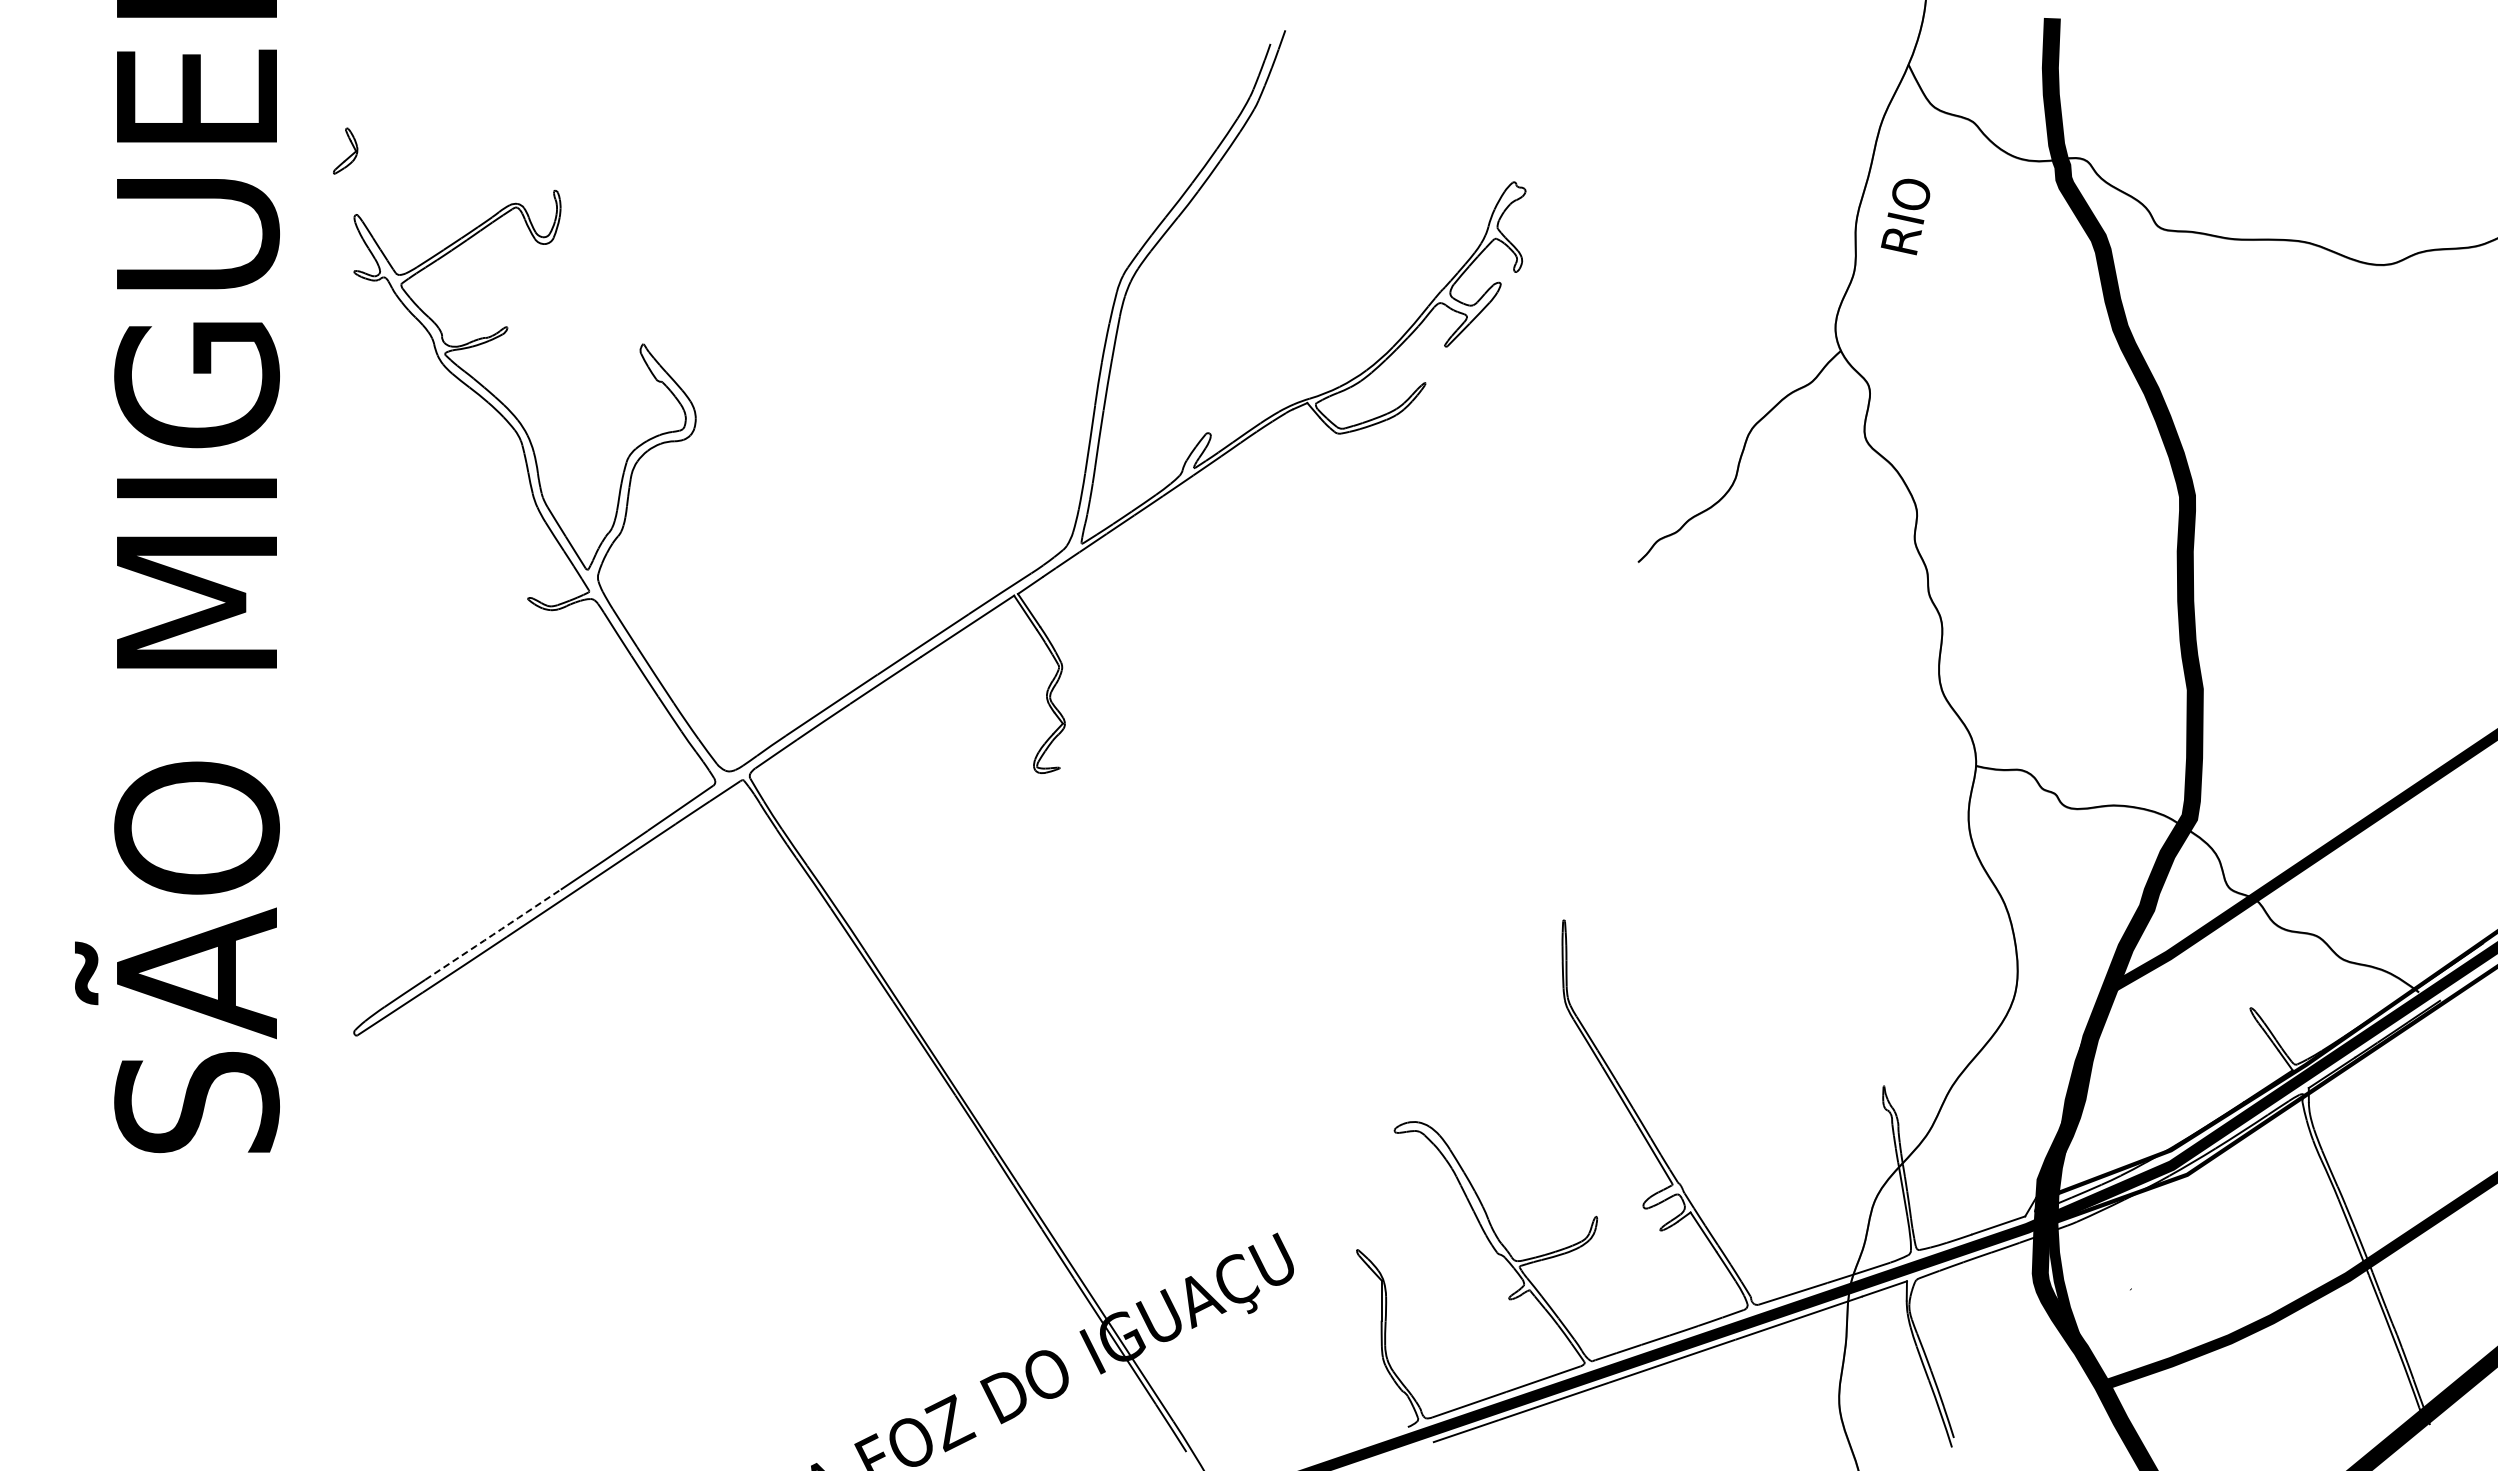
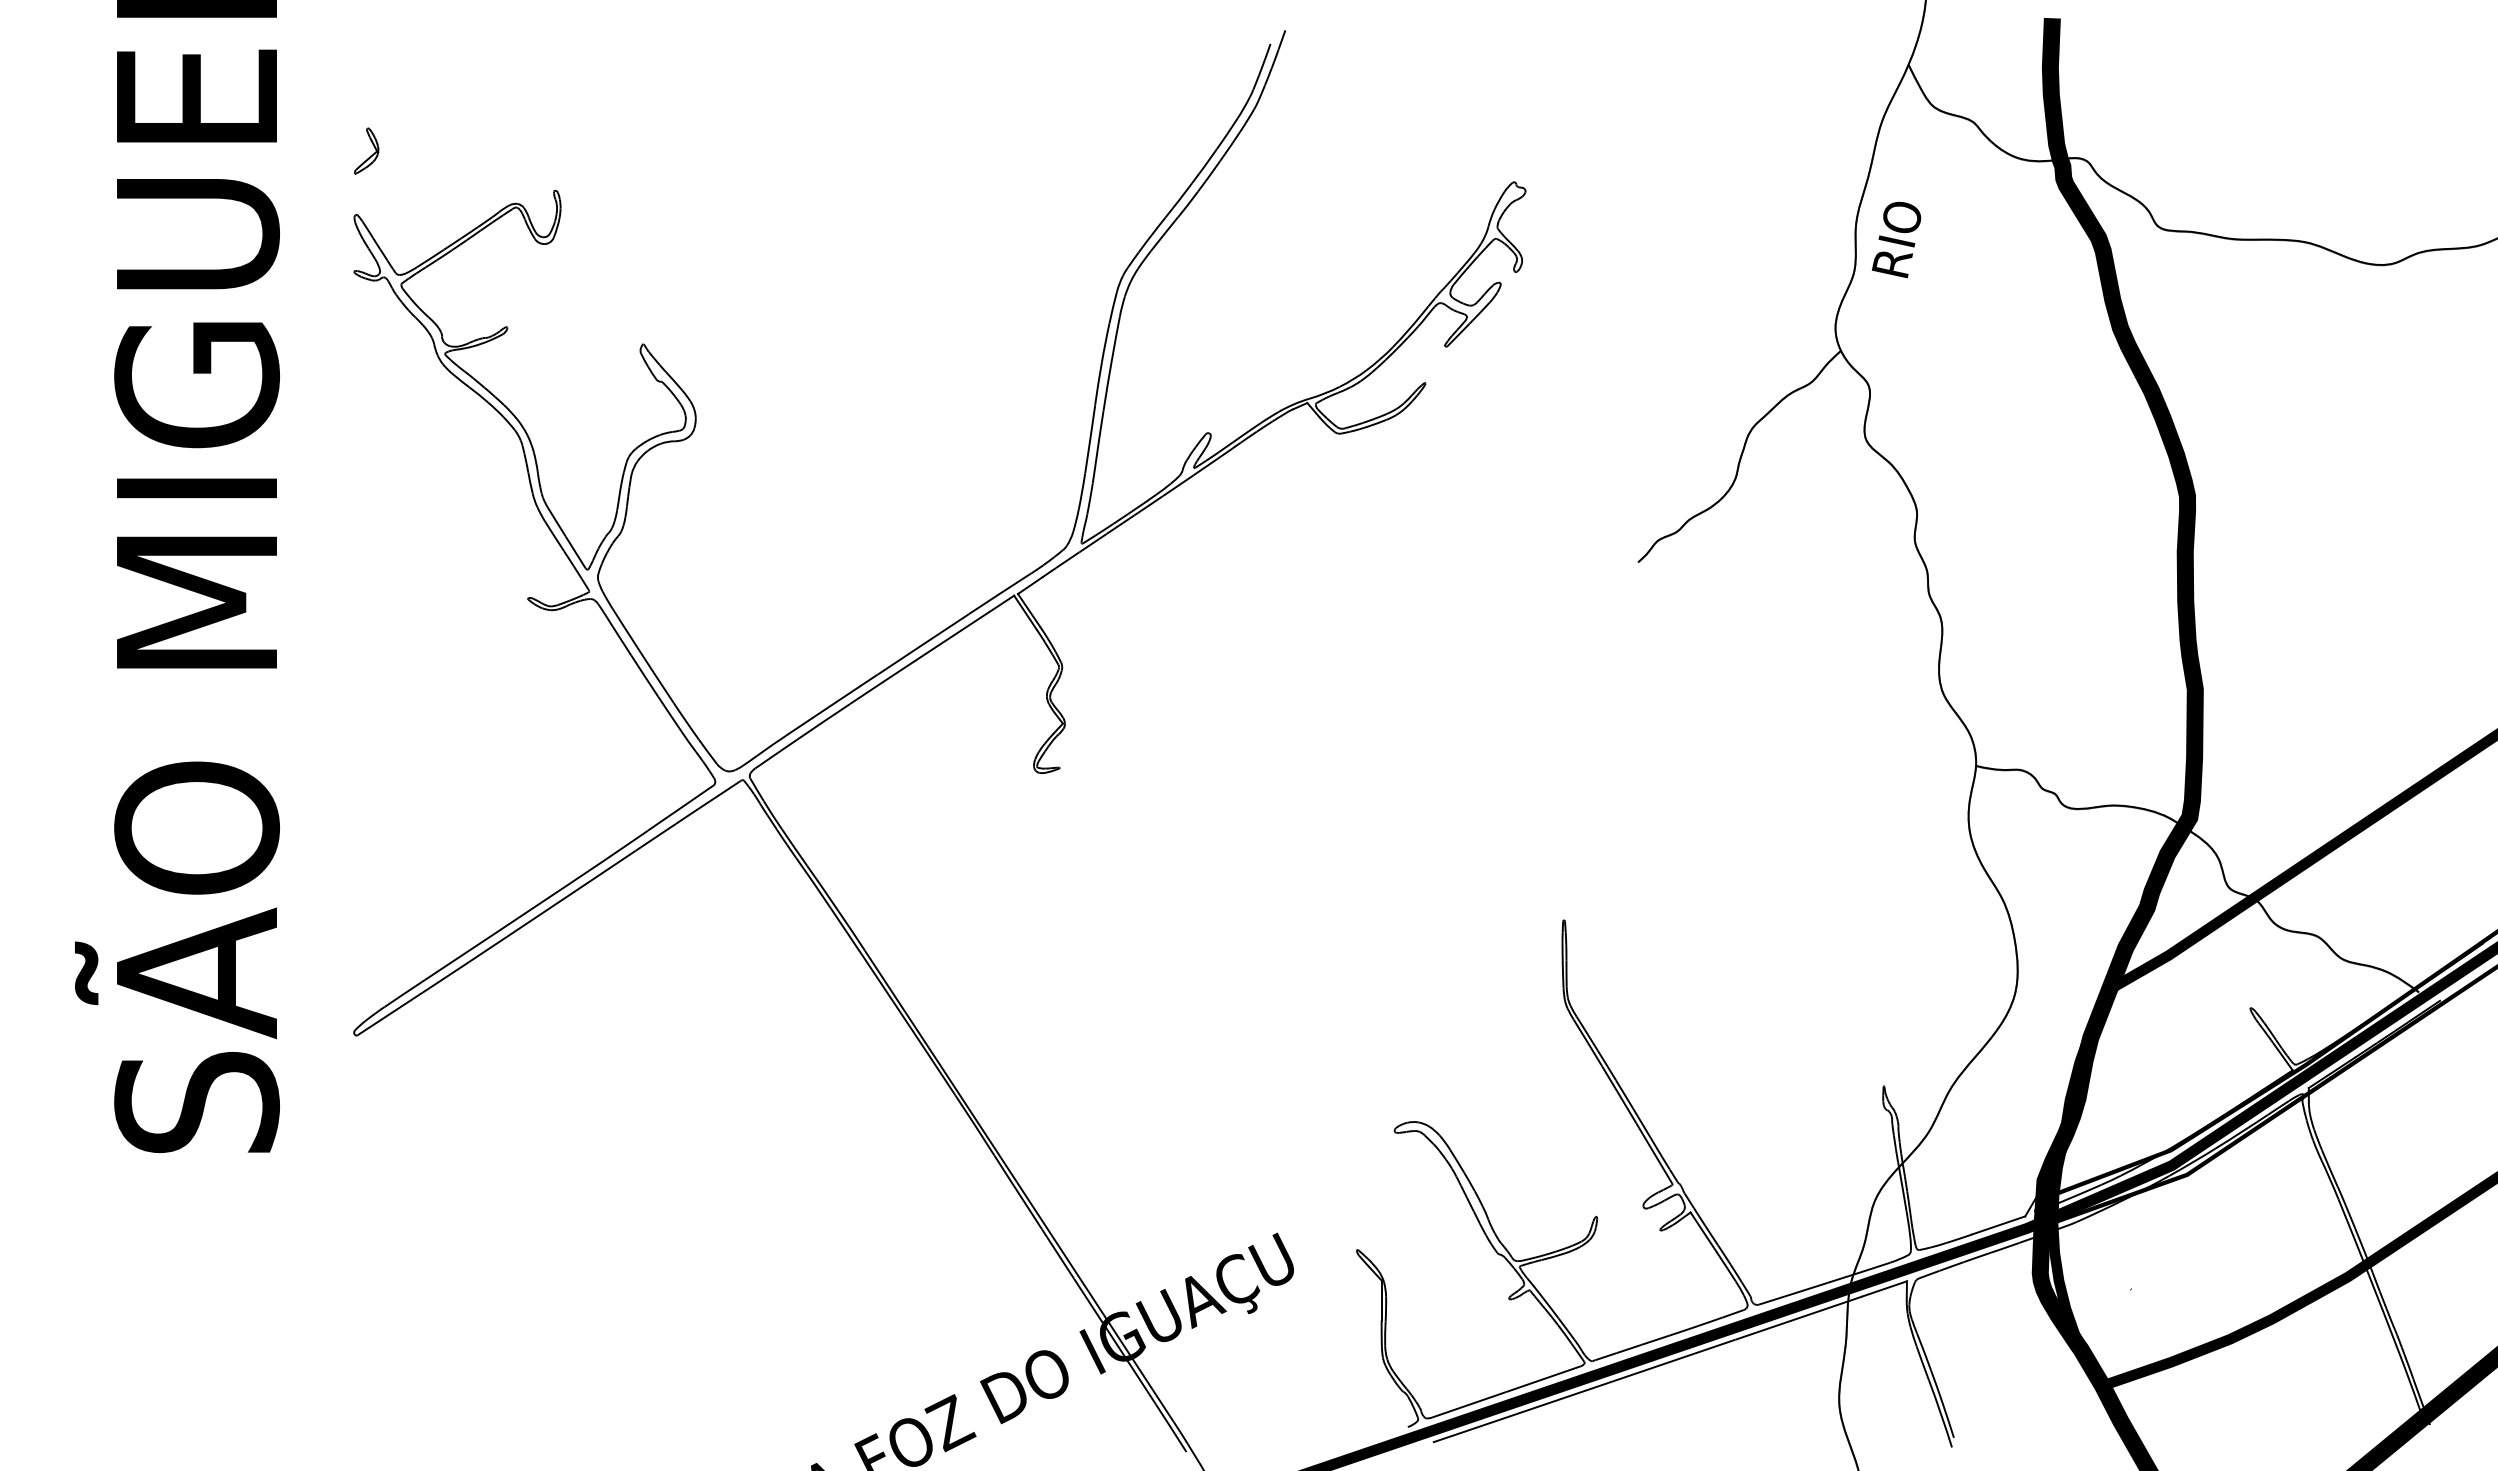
part position: (349, 155) -> (370, 155) (370, 155)
text position: (1905, 216) -> (1896, 239) (1896, 239)
arc: dashed -> solid (493, 934)
